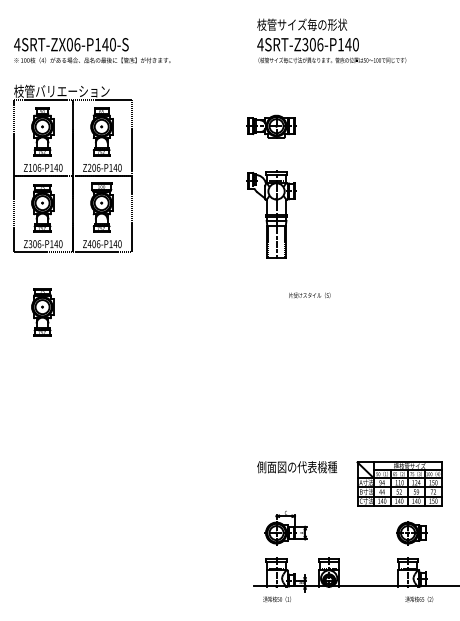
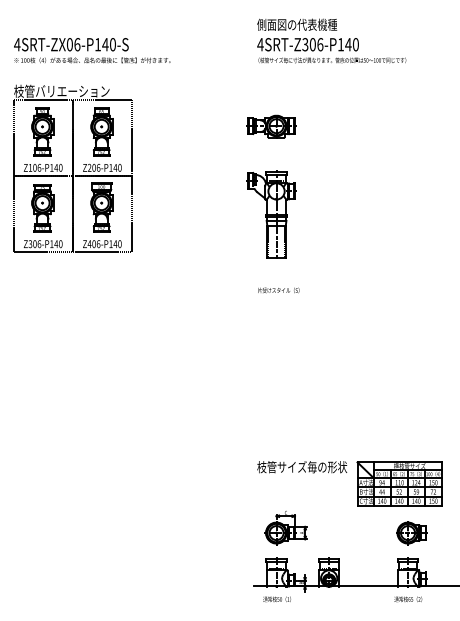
text: 枝管サイズ毎の形状 -> 側面図の代表機種 (302, 24)
text position: (309, 295) -> (278, 290) (278, 290)
part: present -> none (42, 312)
text: 側面図の代表機種 -> 枝管サイズ毎の形状 (302, 467)
text position: (419, 599) -> (408, 599) (408, 599)
